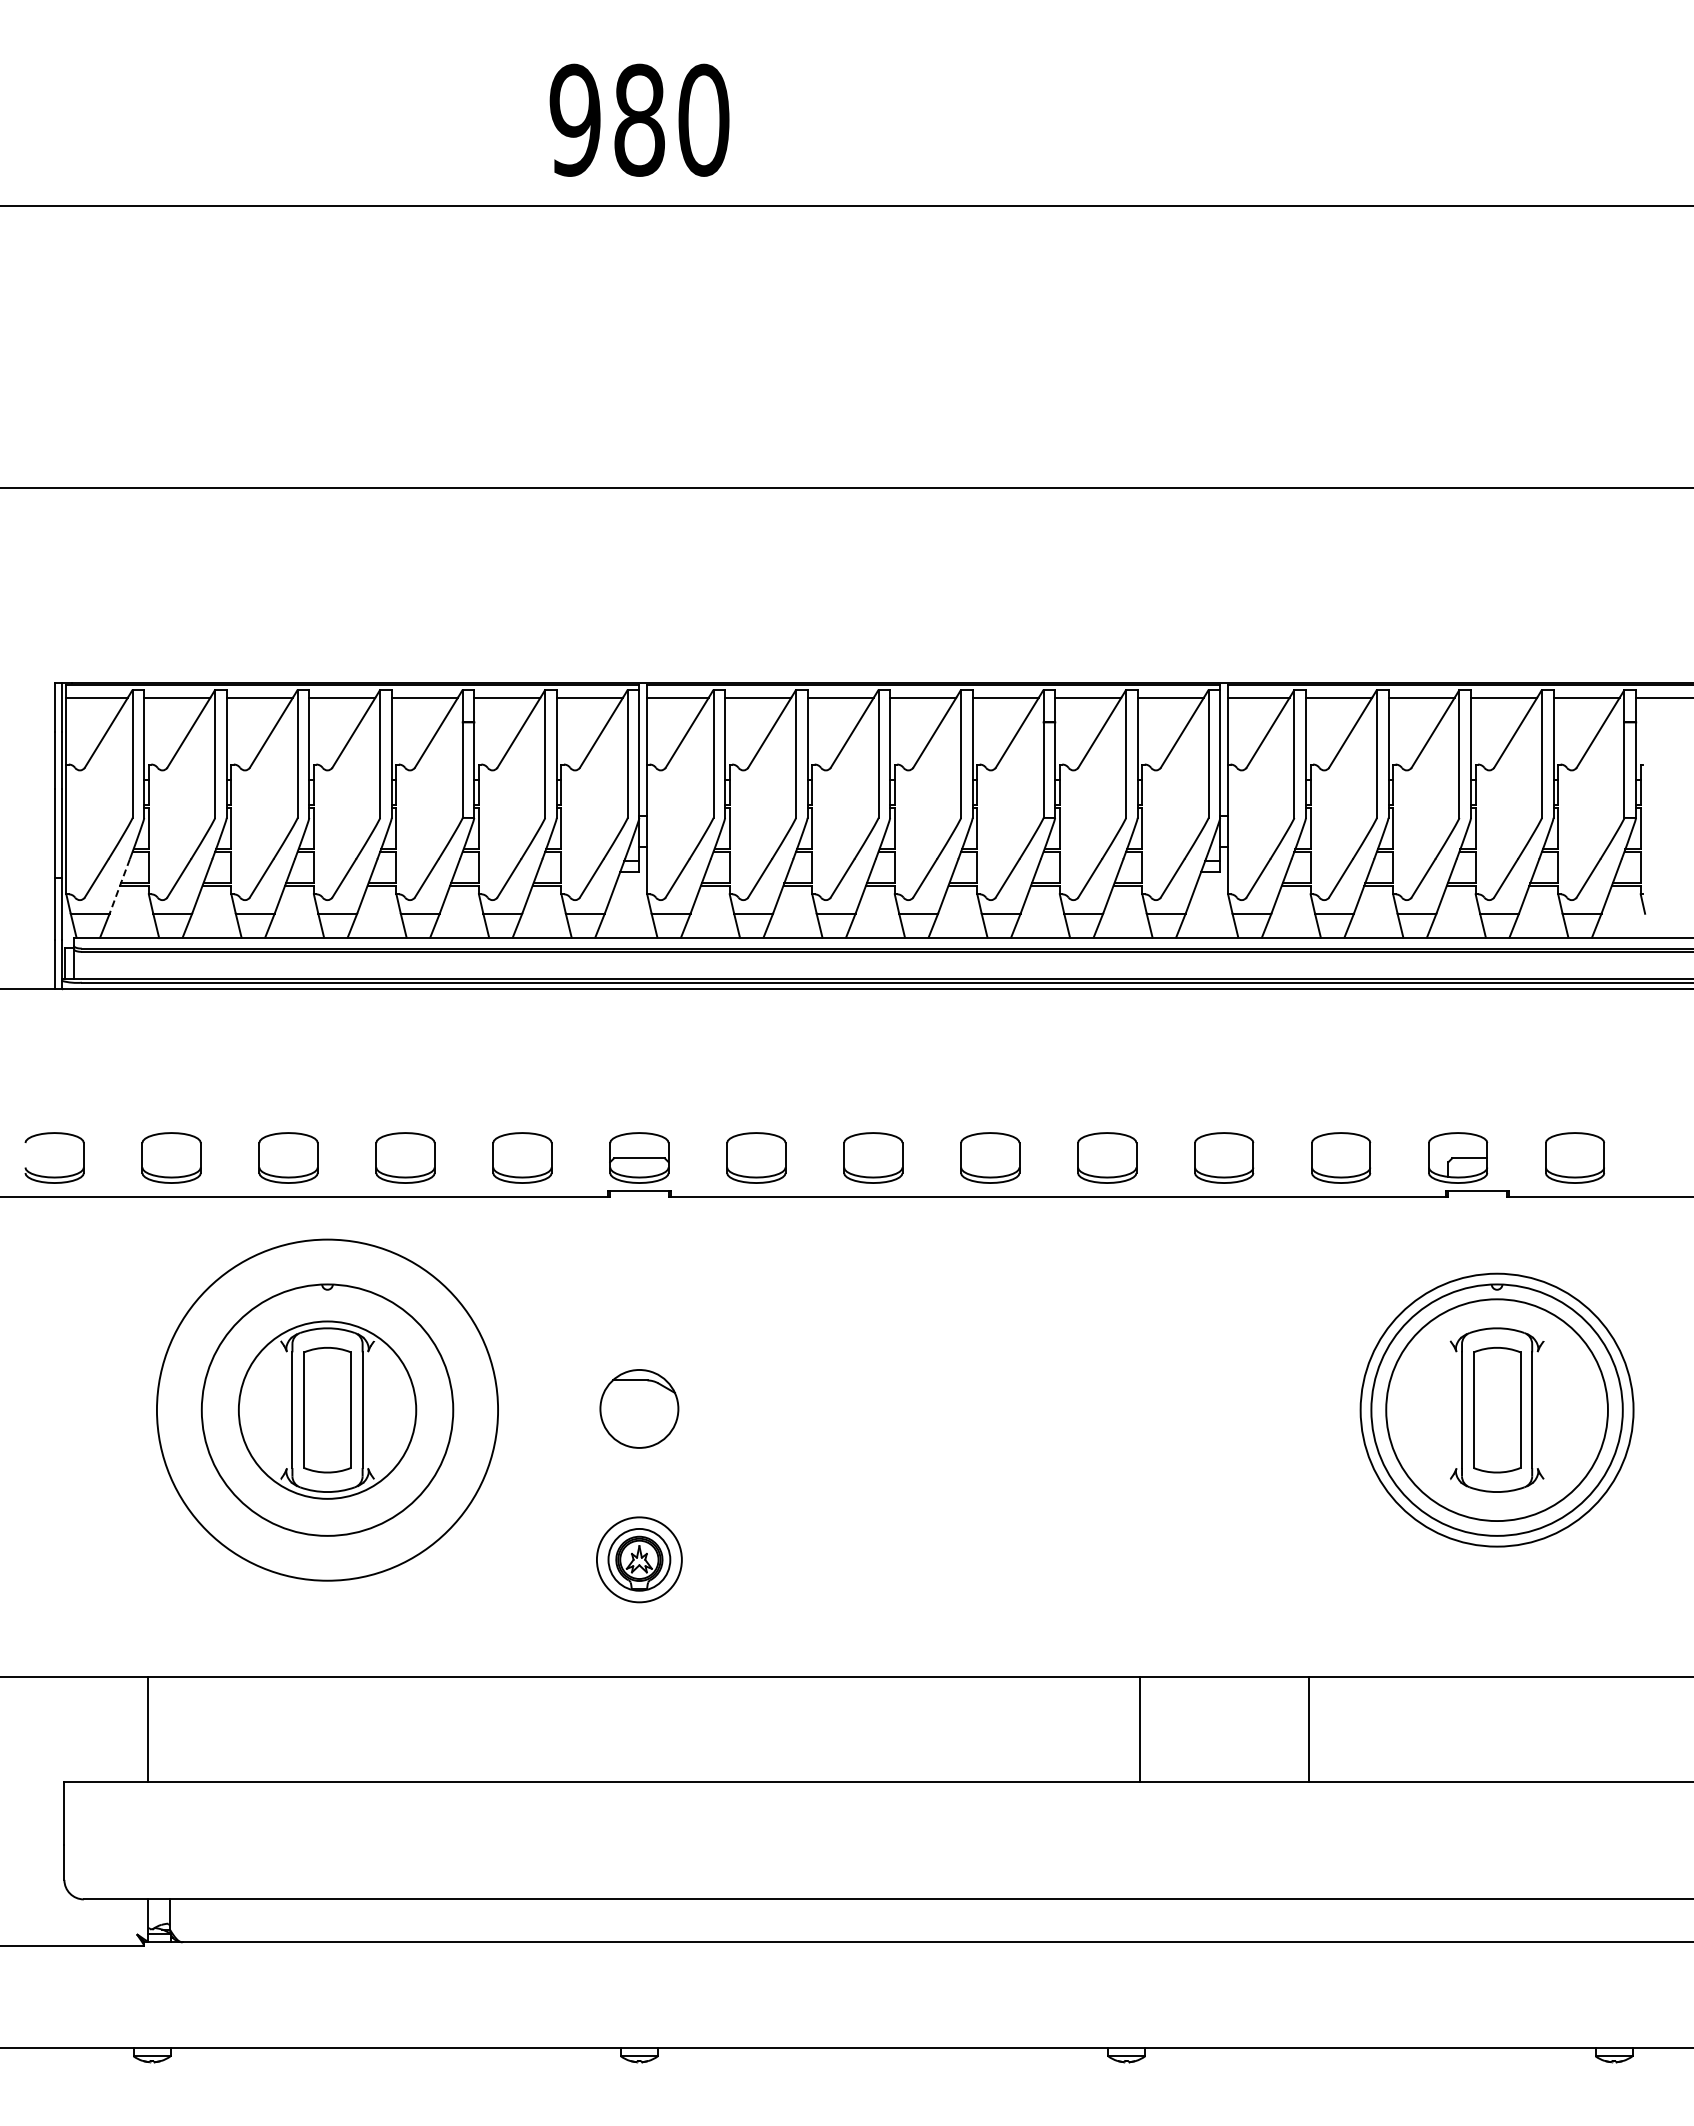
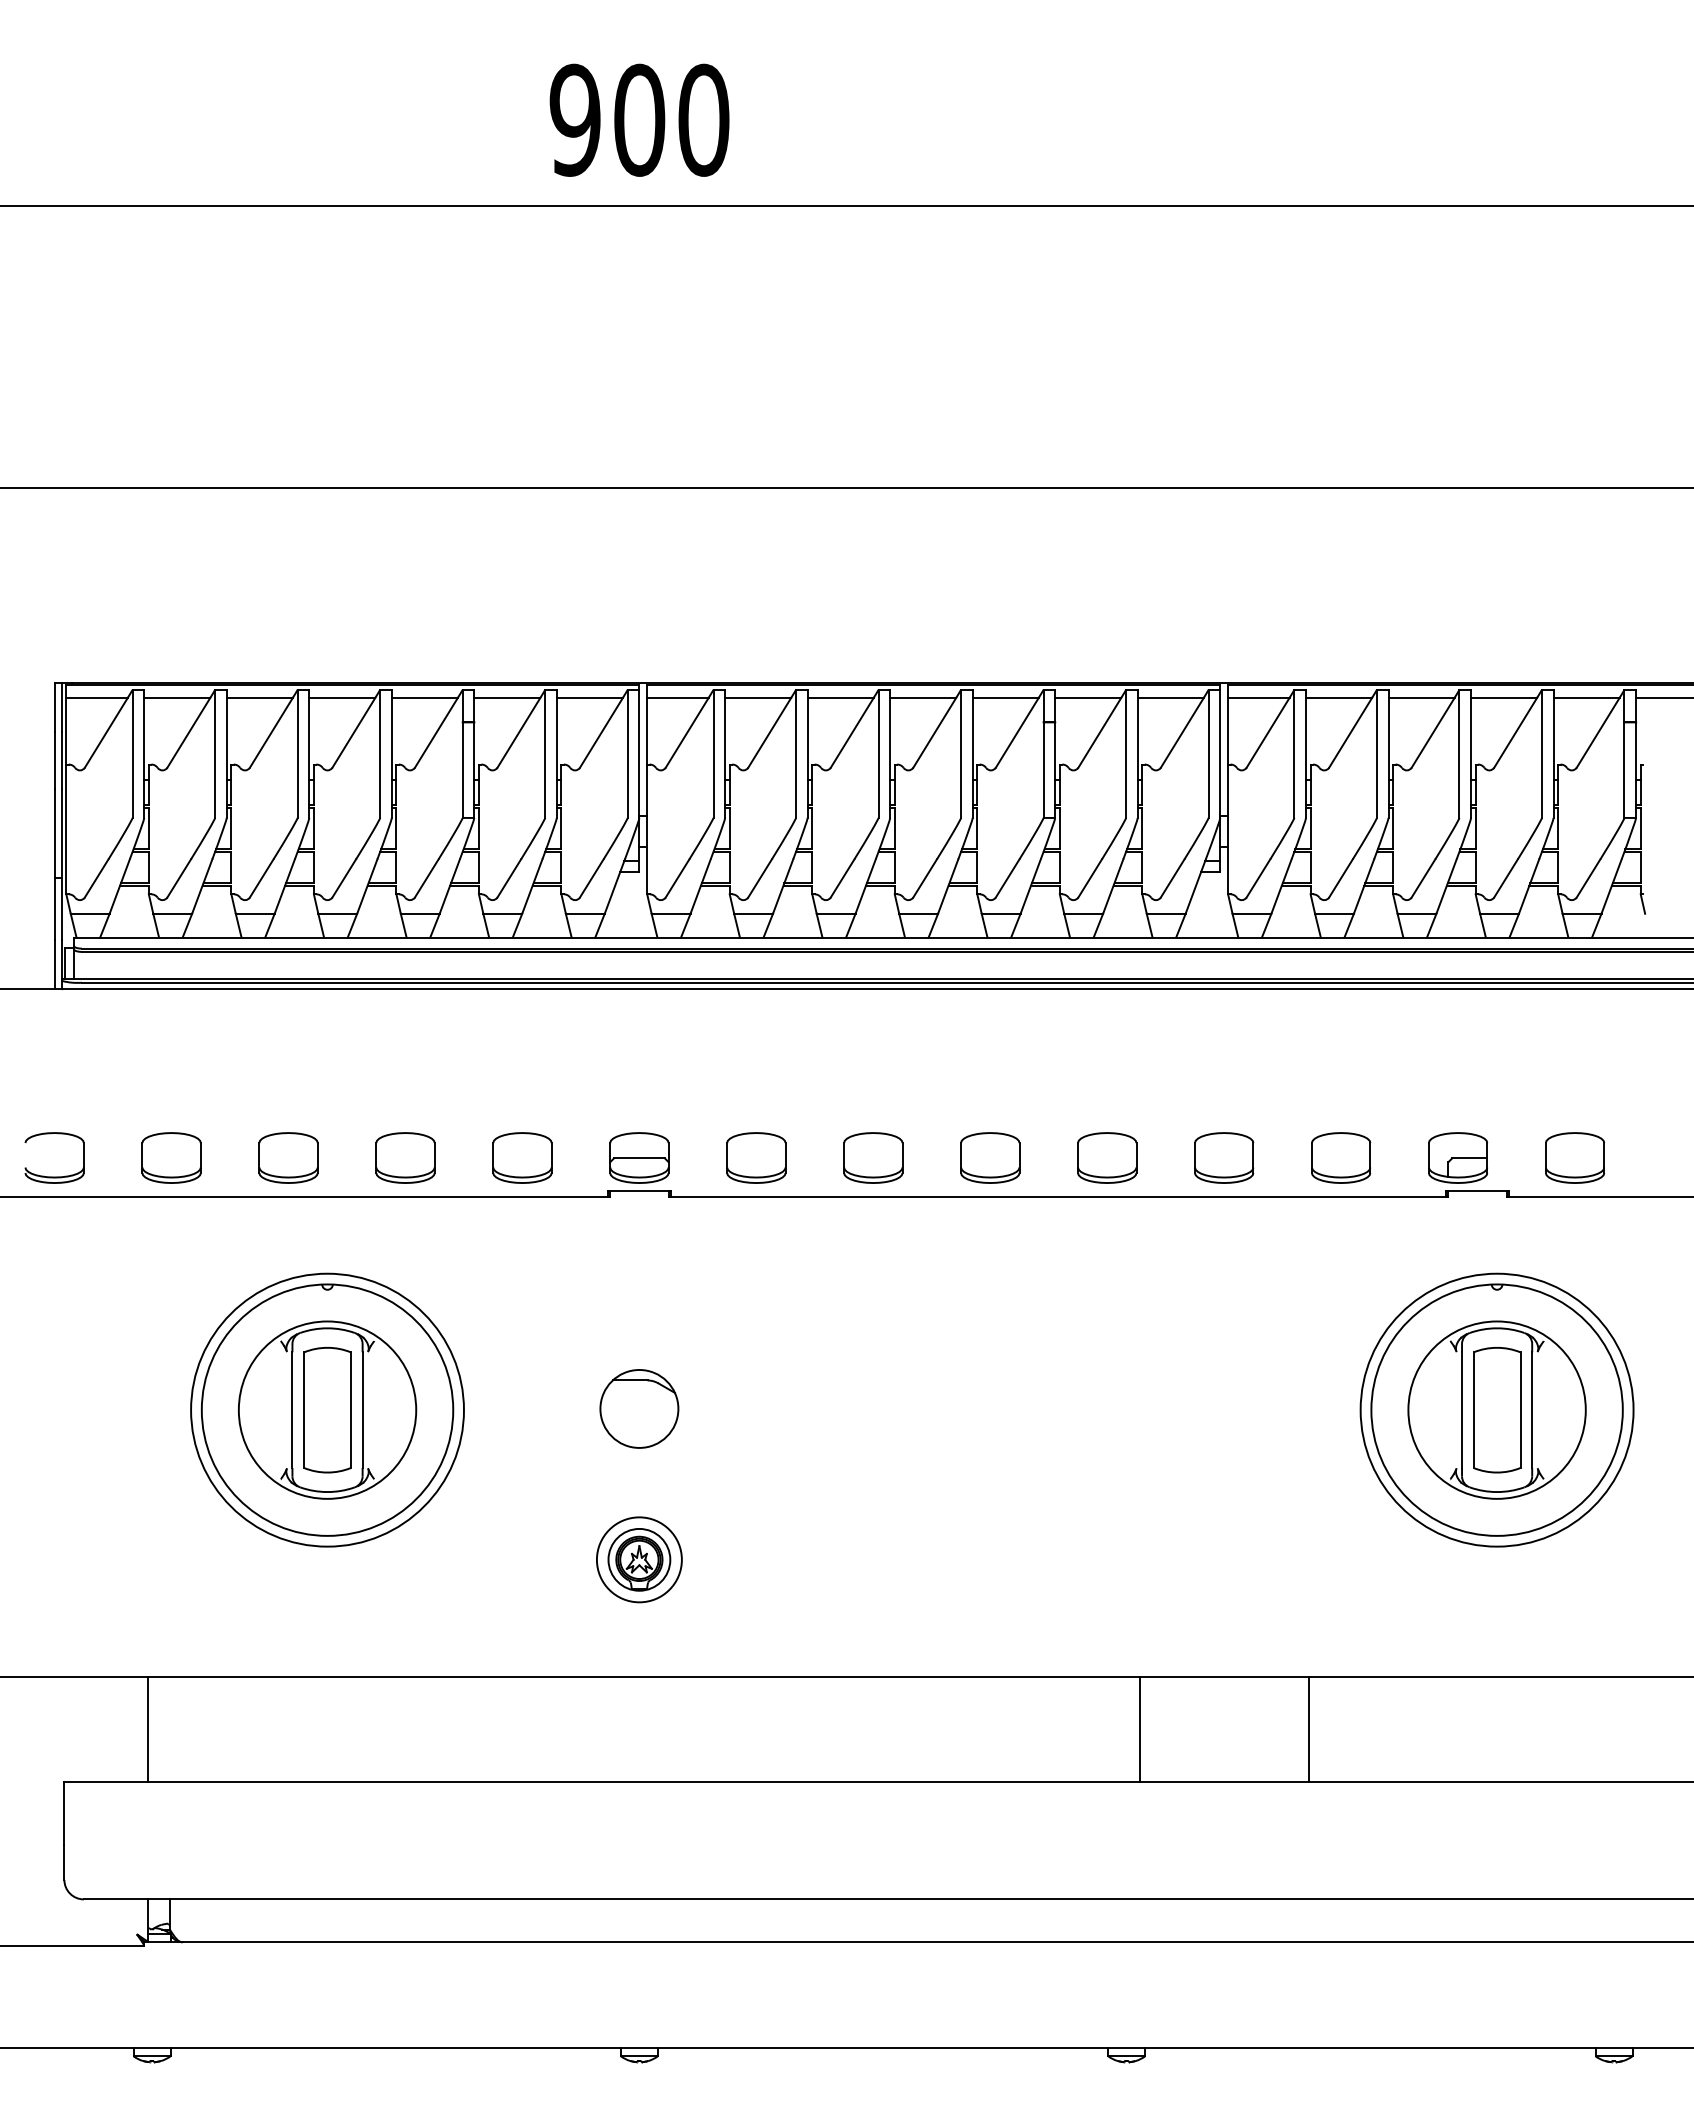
text: 980 -> 900 (639, 120)
line: dashed -> solid (119, 887)
circle diameter: 341 px -> 273 px (327, 1409)
circle diameter: 222 px -> 177 px (1496, 1409)
